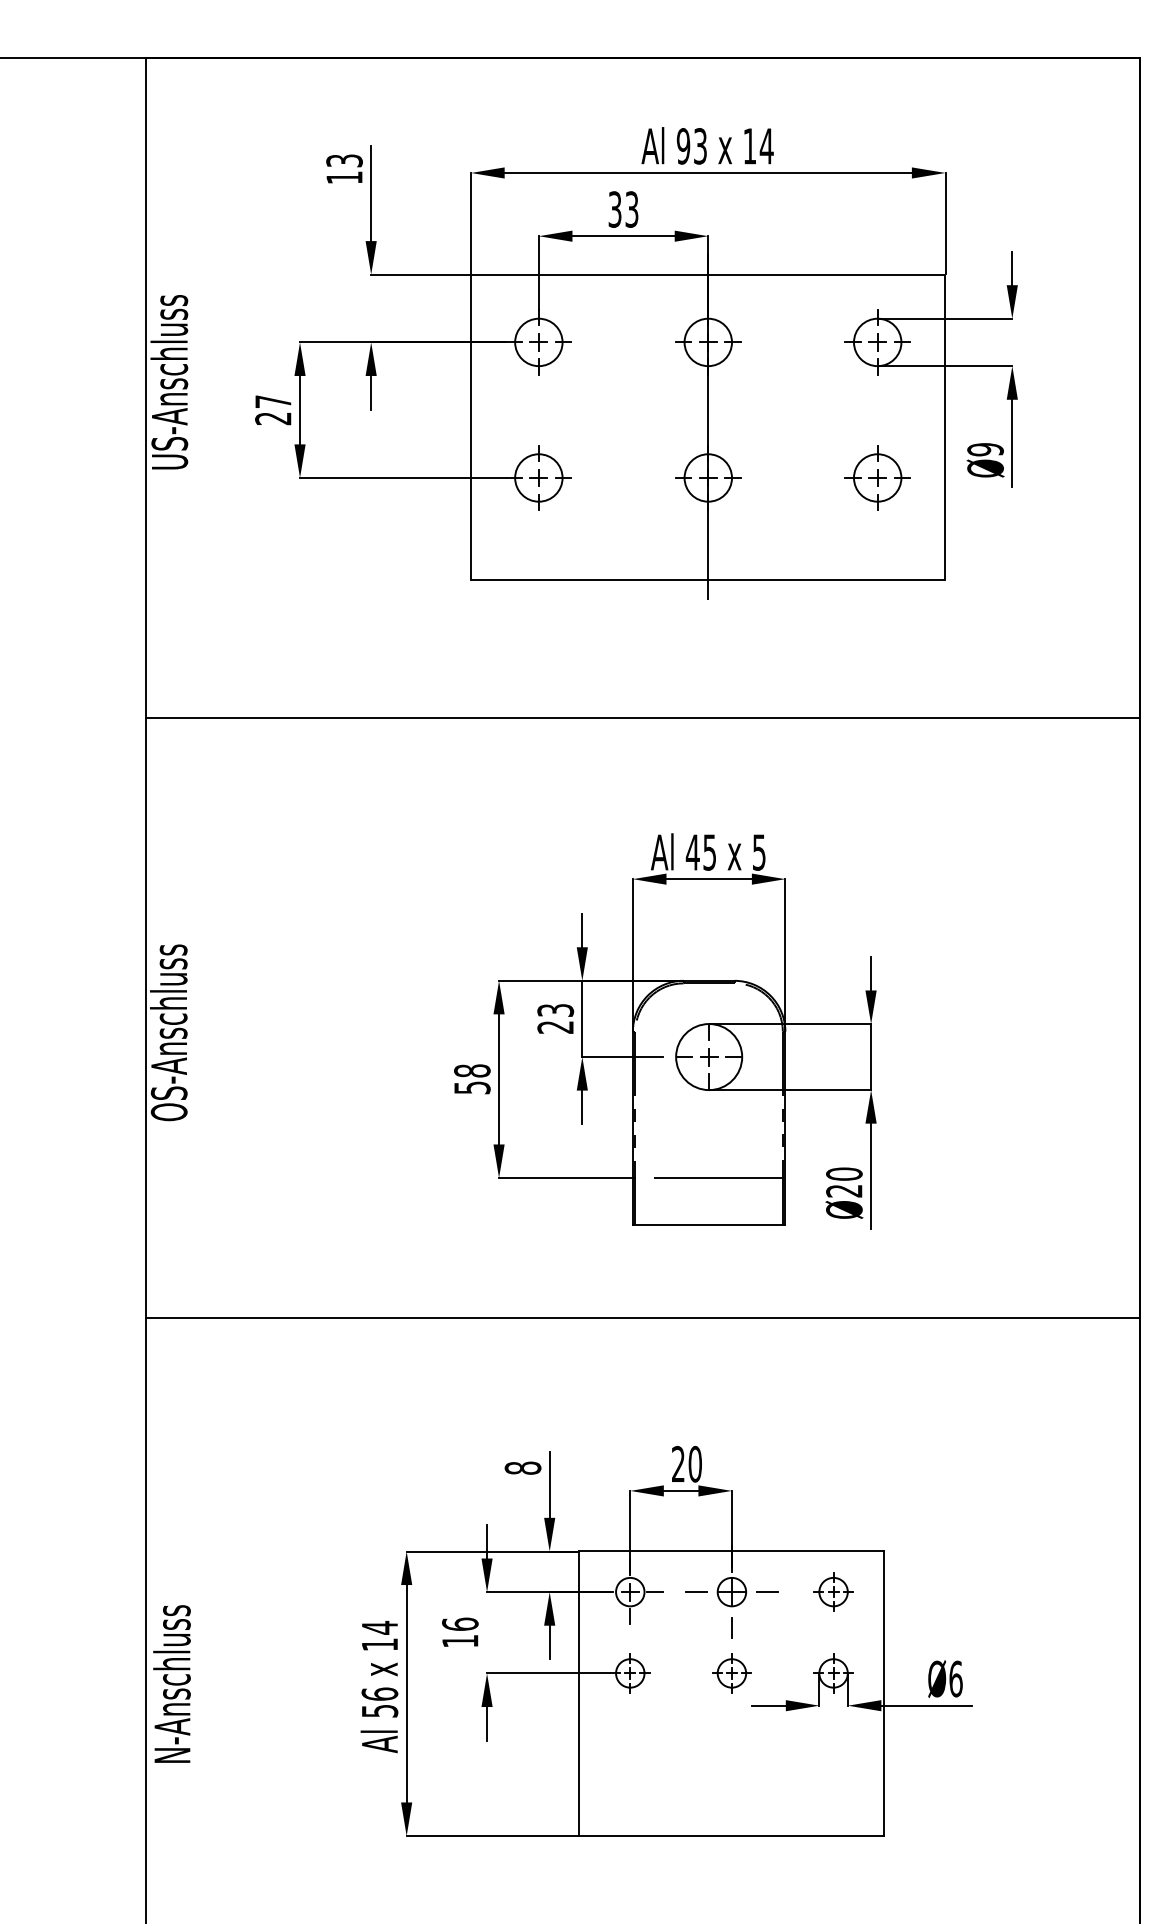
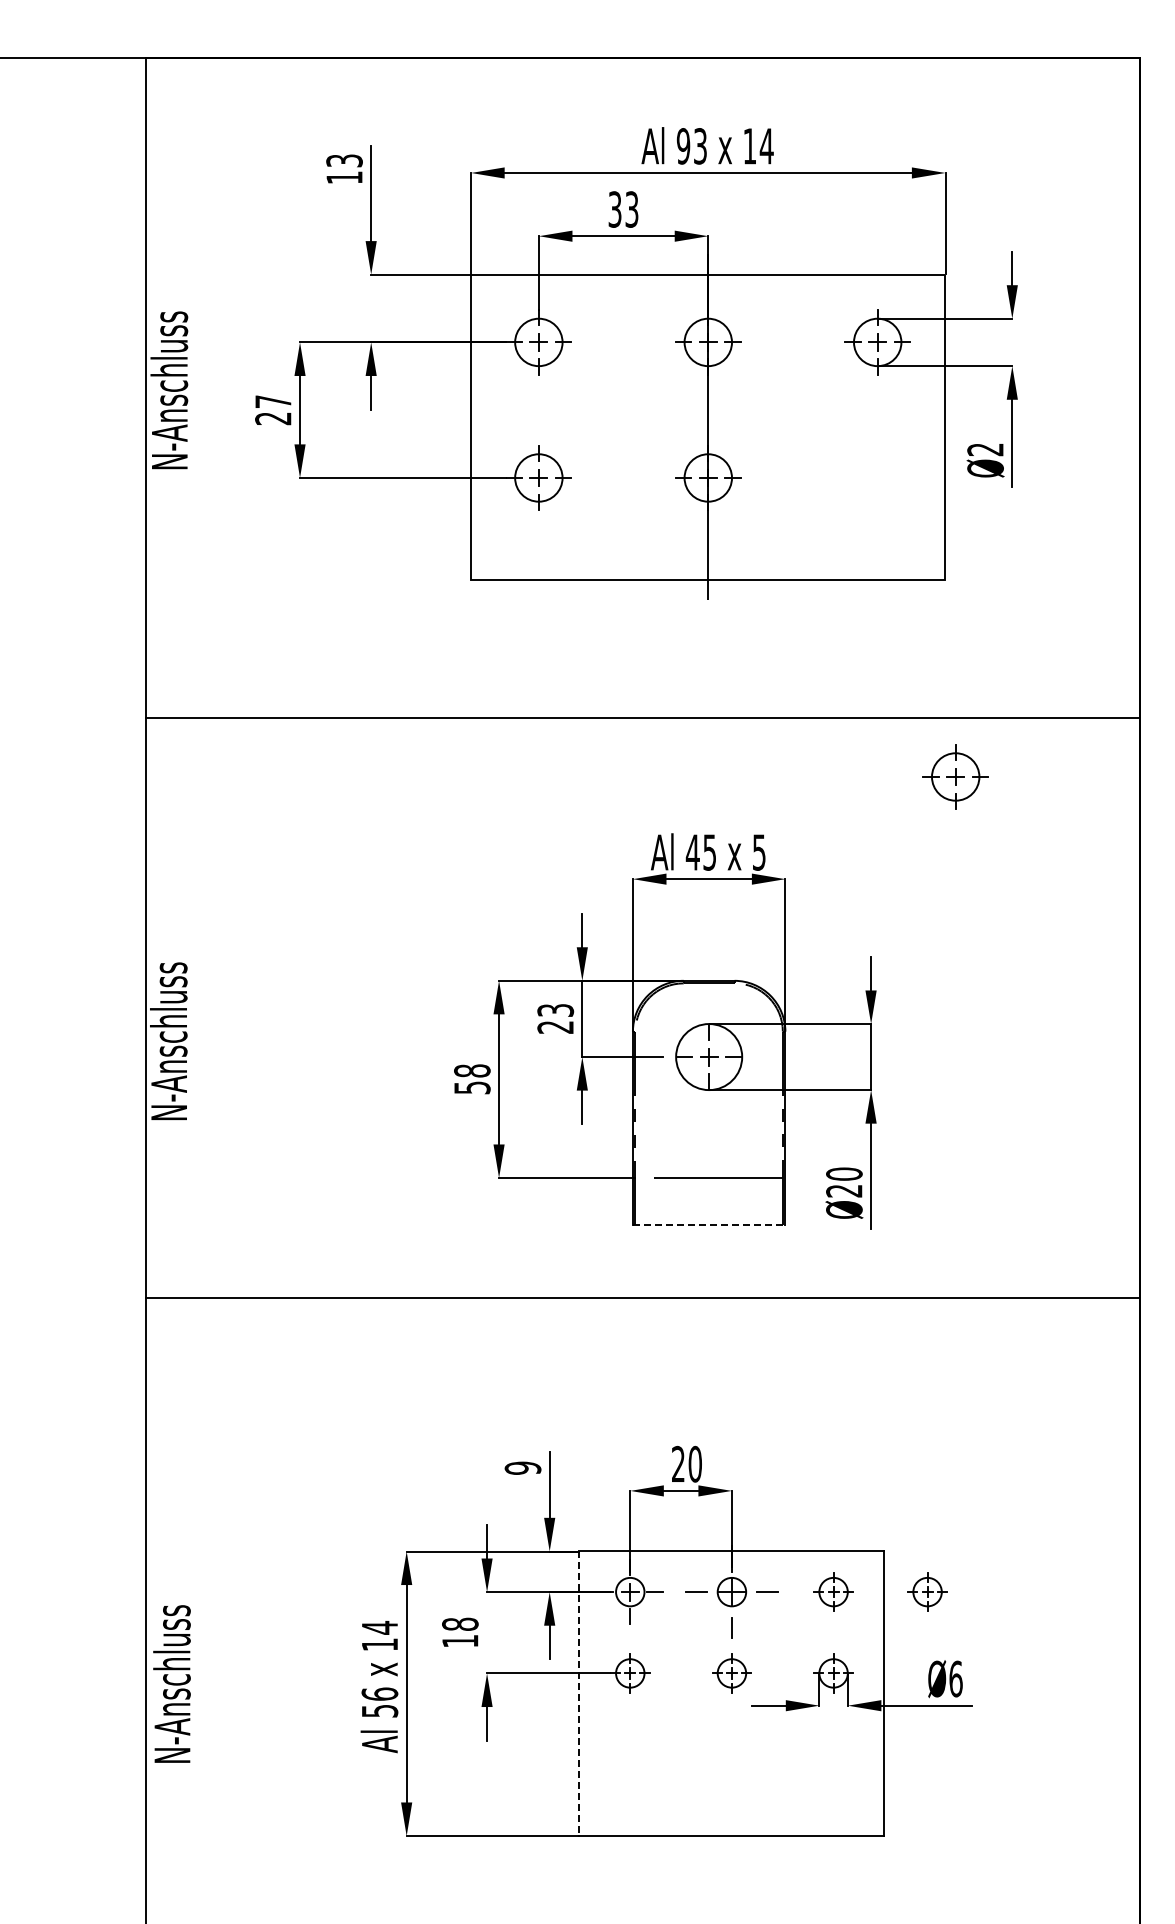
text: US-Anschluss -> N-Anschluss (169, 382)
text: Ø9 -> Ø2 (985, 449)
part position: (877, 477) -> (955, 776) (955, 776)
text: OS-Anschluss -> N-Anschluss (168, 1032)
line: solid -> dashed (709, 1224)
line position: (642, 1318) -> (642, 1298) (642, 1298)
text: 8 -> 9 (522, 1467)
part: none -> present (927, 1591)
text: 16 -> 18 (460, 1623)
line: solid -> dashed (579, 1694)
